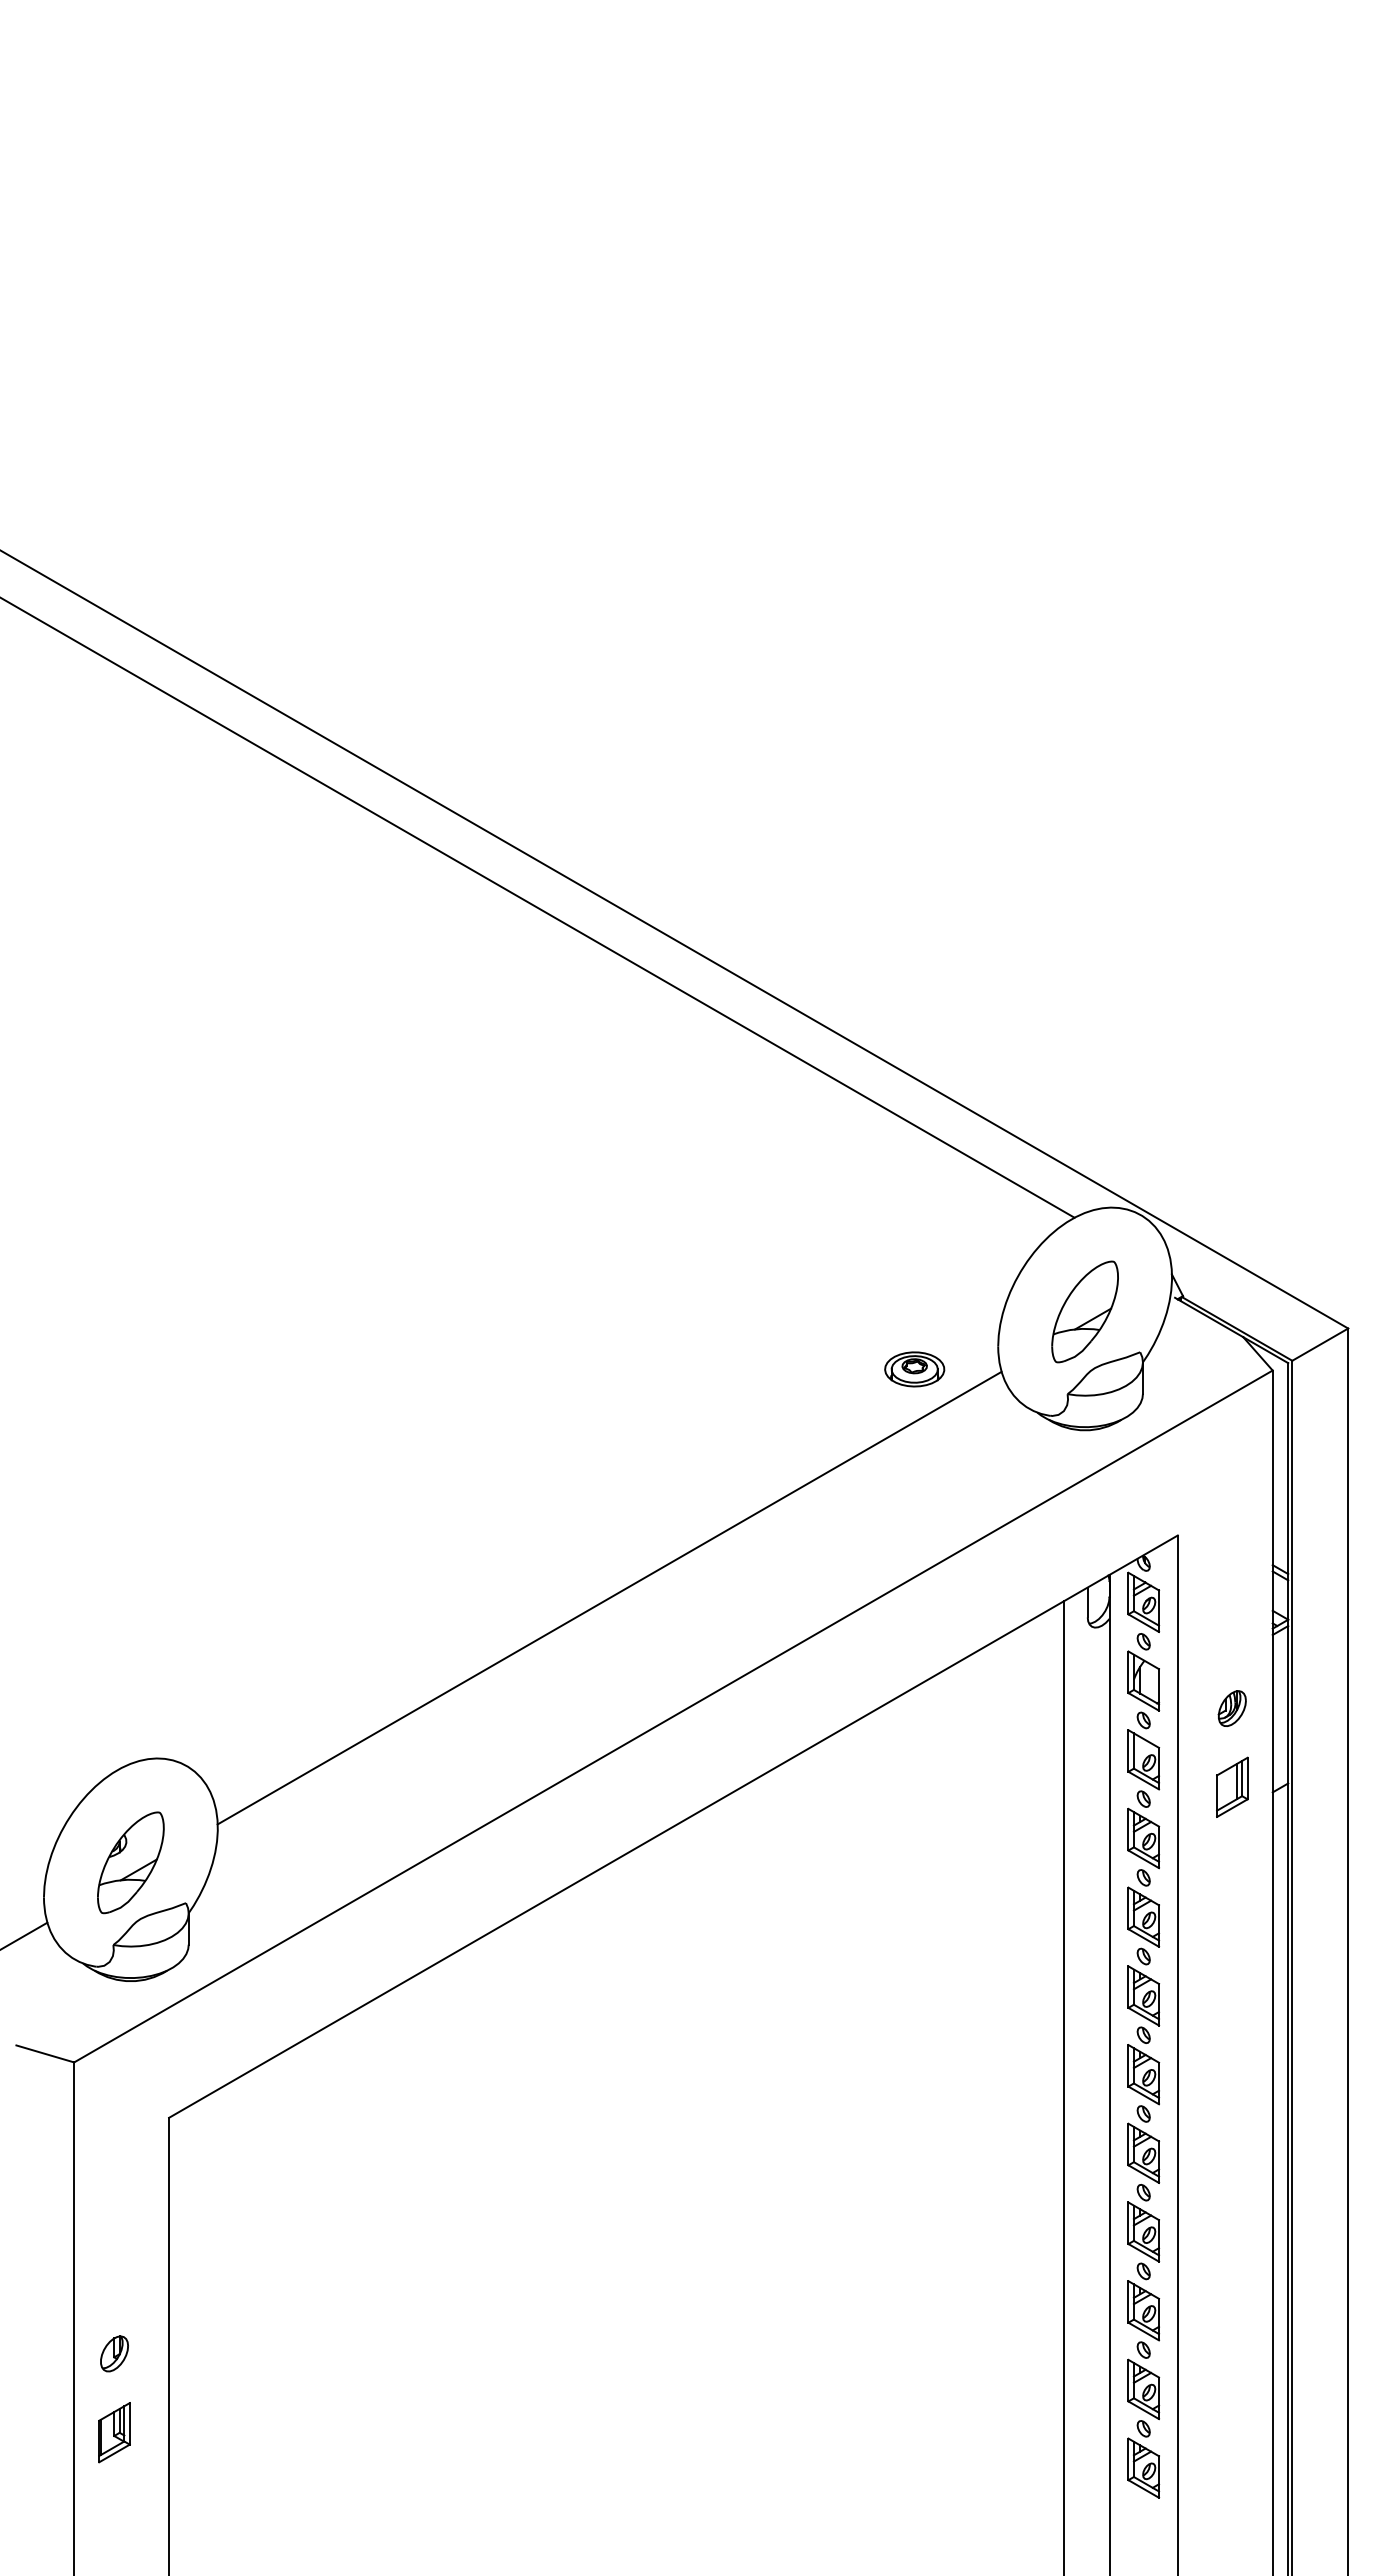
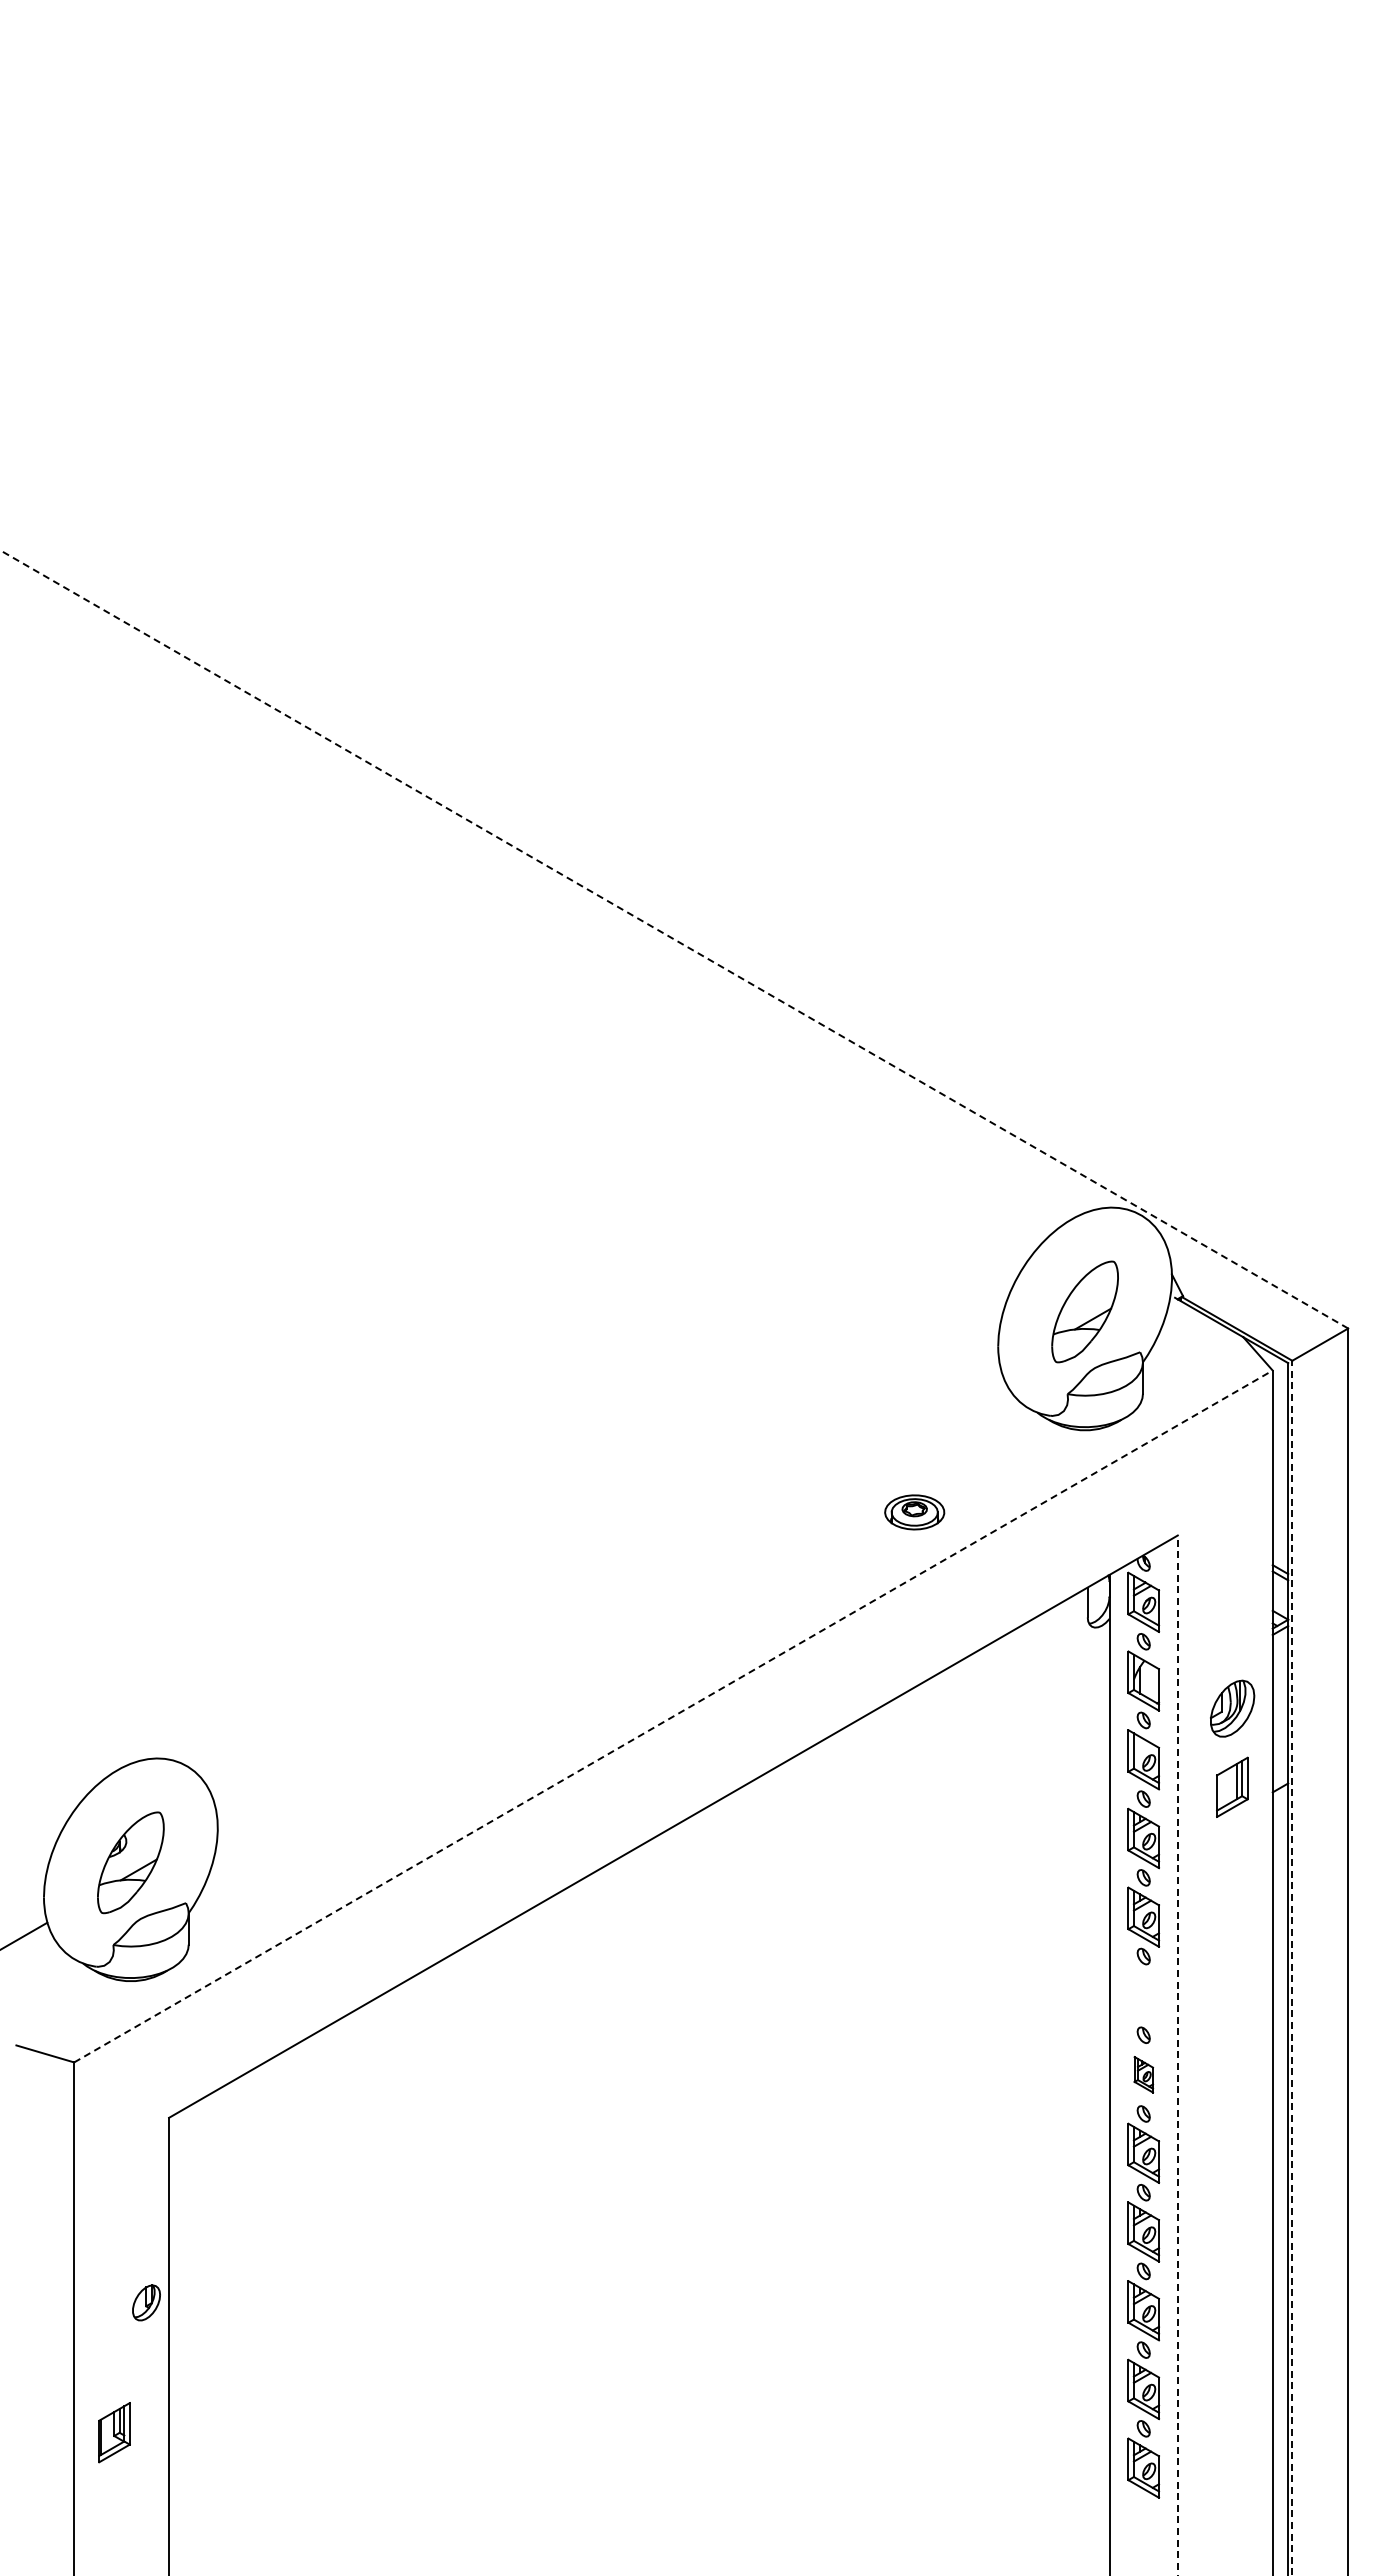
line: present -> none (538, 907)
line: solid -> dashed (674, 939)
part position: (914, 1369) -> (914, 1512) (914, 1512)
line: present -> none (609, 1597)
part size: 30x37 px -> 46x59 px (1232, 1708)
line: solid -> dashed (673, 1716)
line: solid -> dashed (1292, 1967)
part: present -> none (1143, 1995)
line: solid -> dashed (1177, 2055)
part size: 34x62 px -> 22x38 px (1143, 2074)
line: present -> none (1063, 2086)
part position: (114, 2353) -> (146, 2302) (146, 2302)
